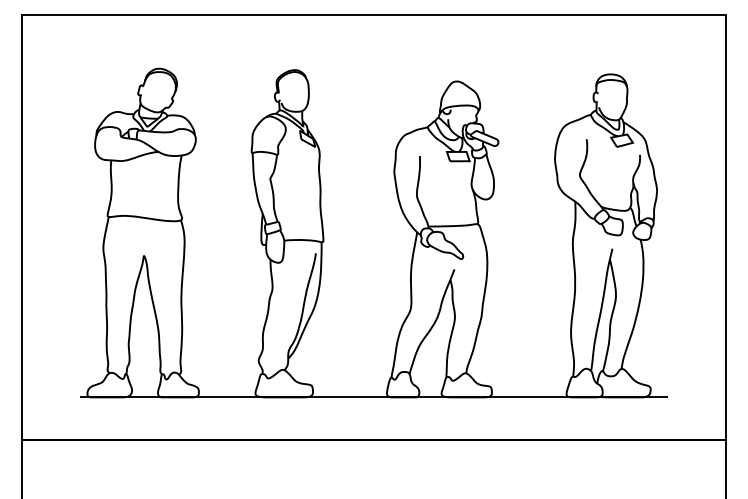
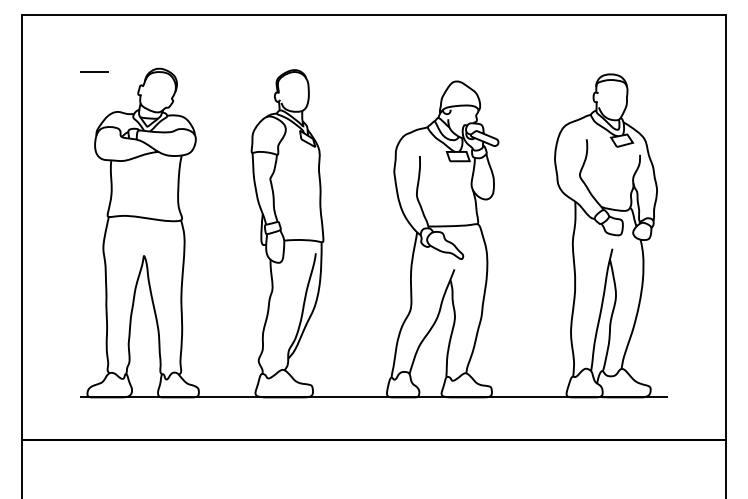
line: none -> present (94, 71)
